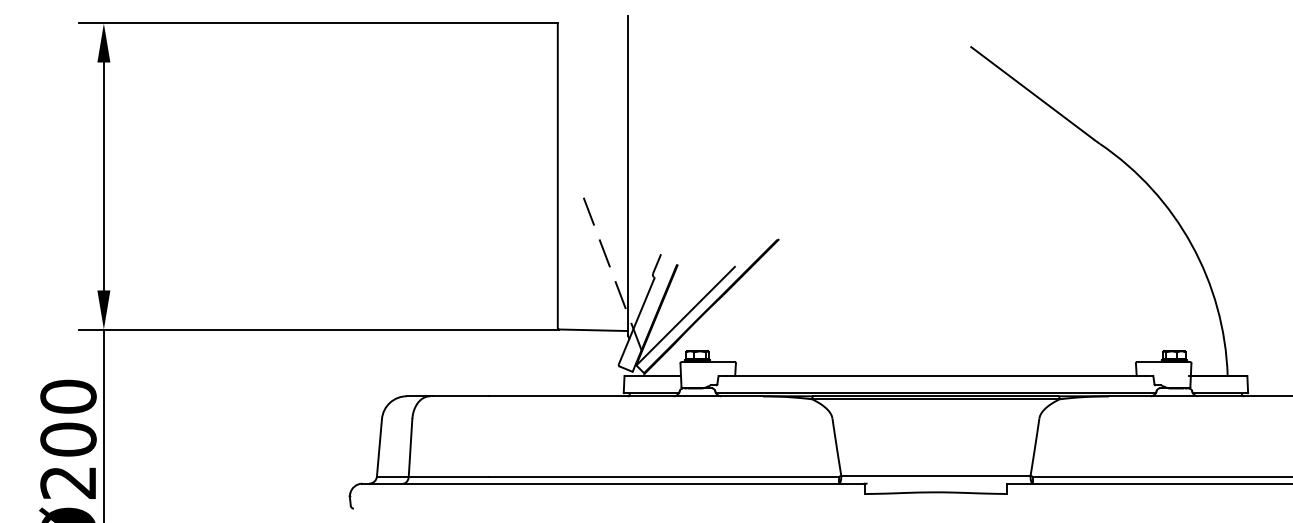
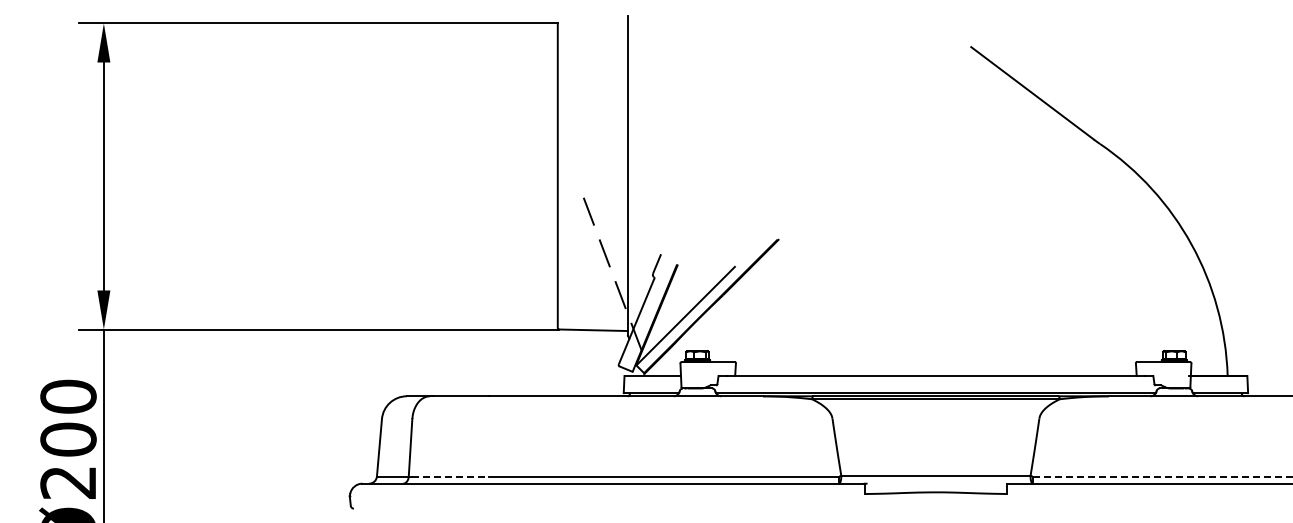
line: solid -> dashed (450, 476)
line: solid -> dashed (1162, 476)
